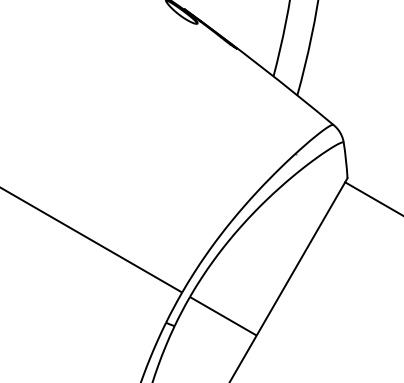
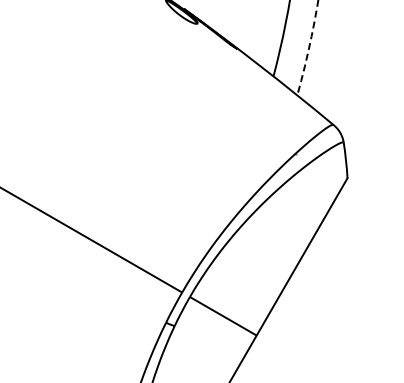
arc: solid -> dashed (309, 47)
line: present -> none (372, 198)
